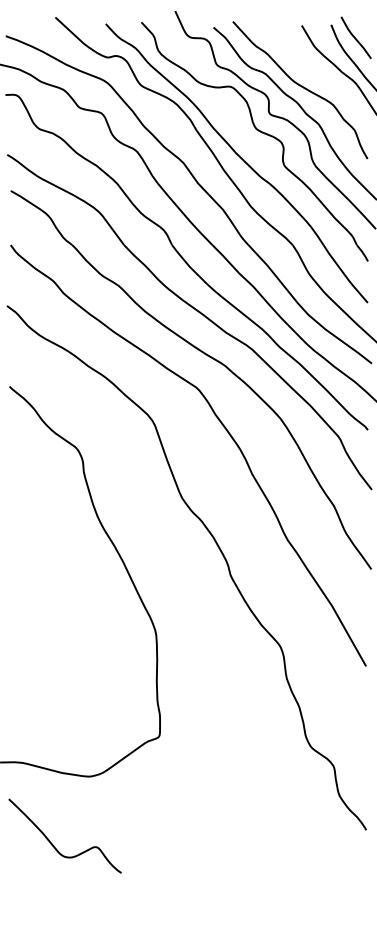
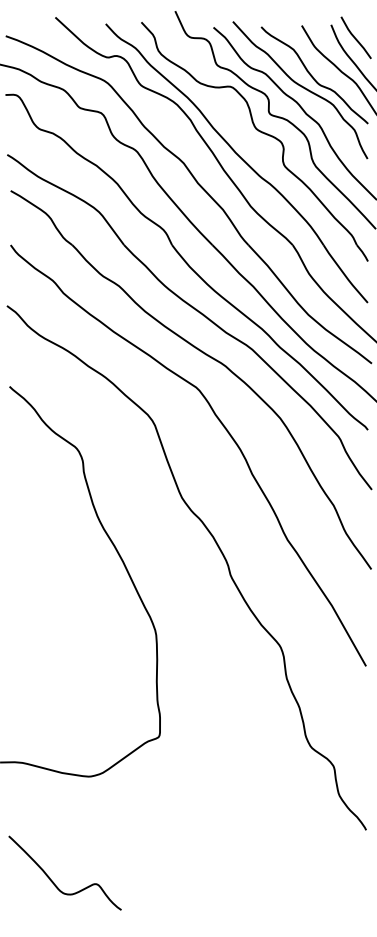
curve: none -> present (313, 76)
curve position: (54, 845) -> (54, 882) (54, 882)
